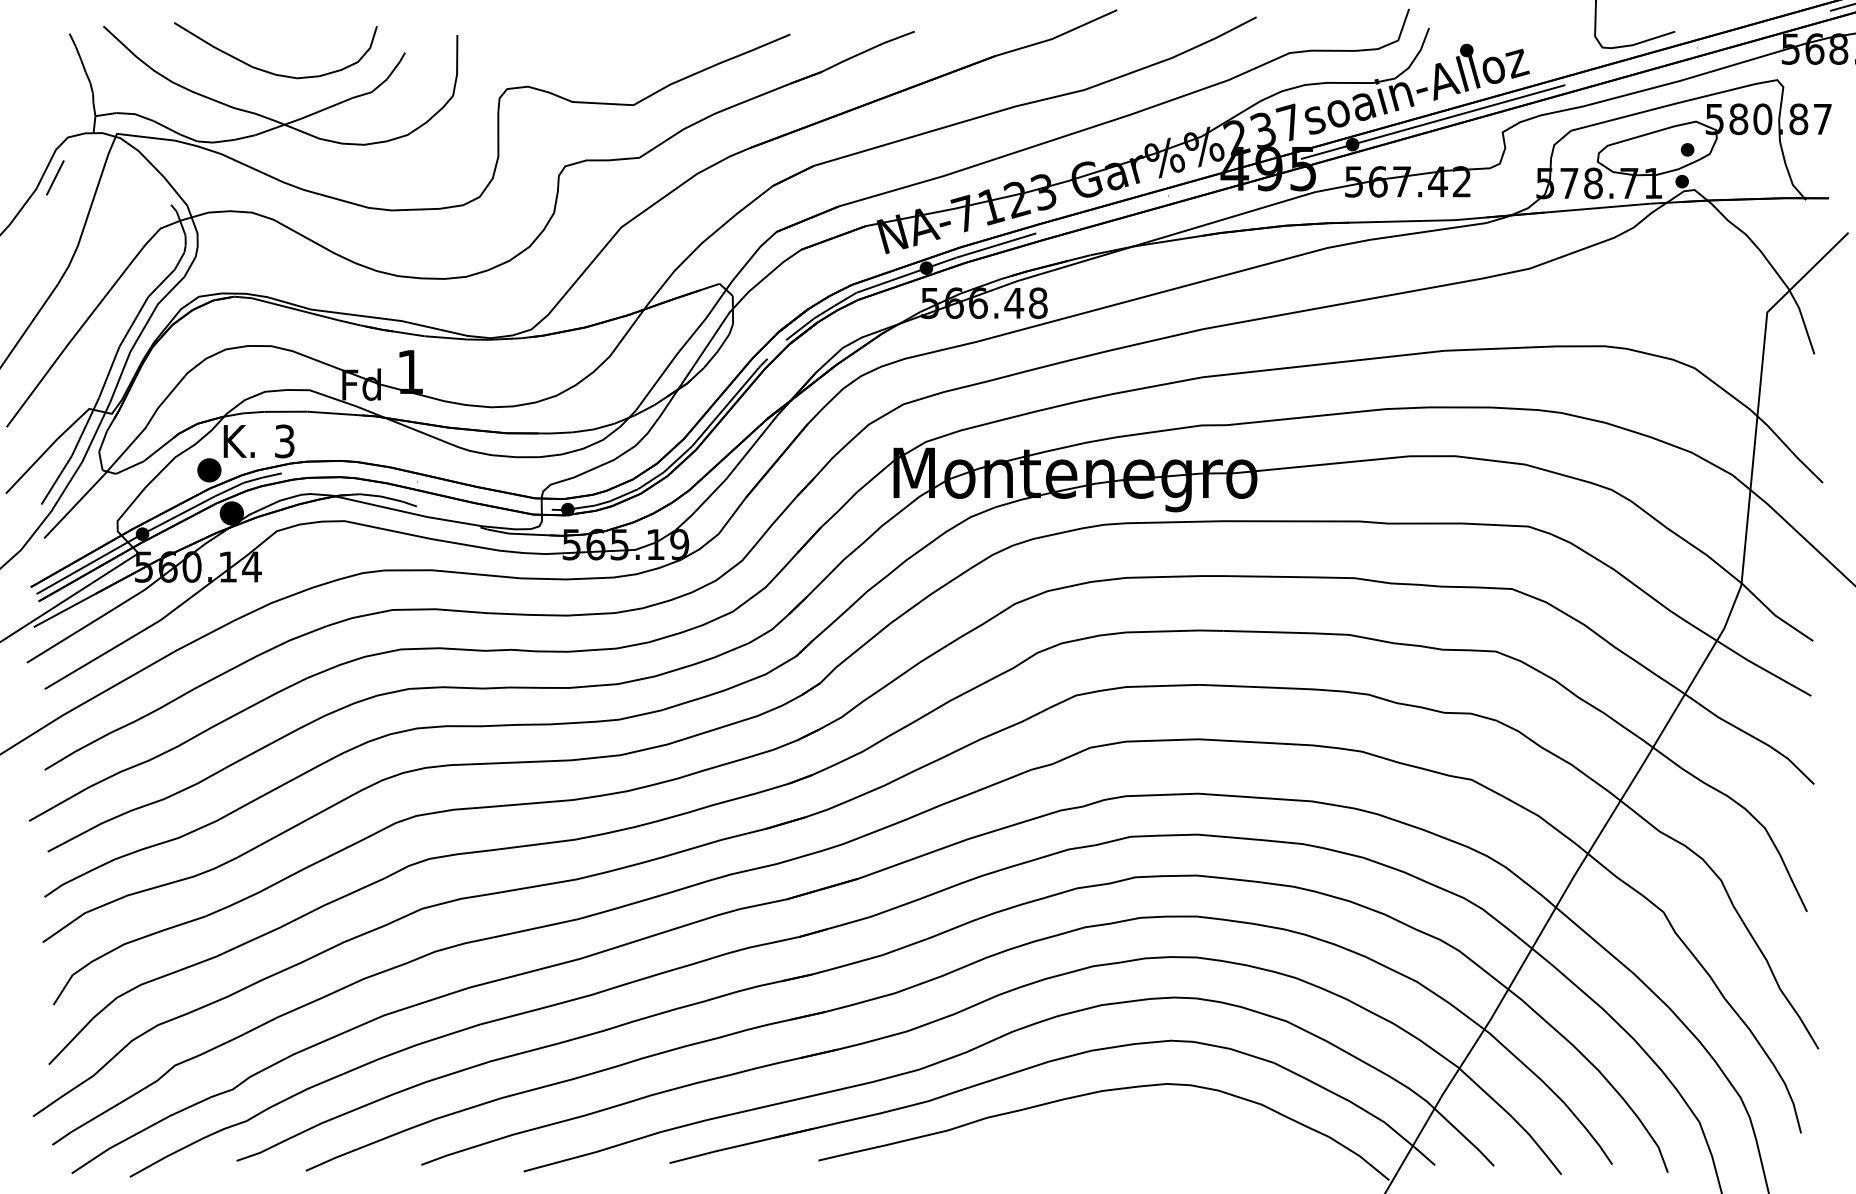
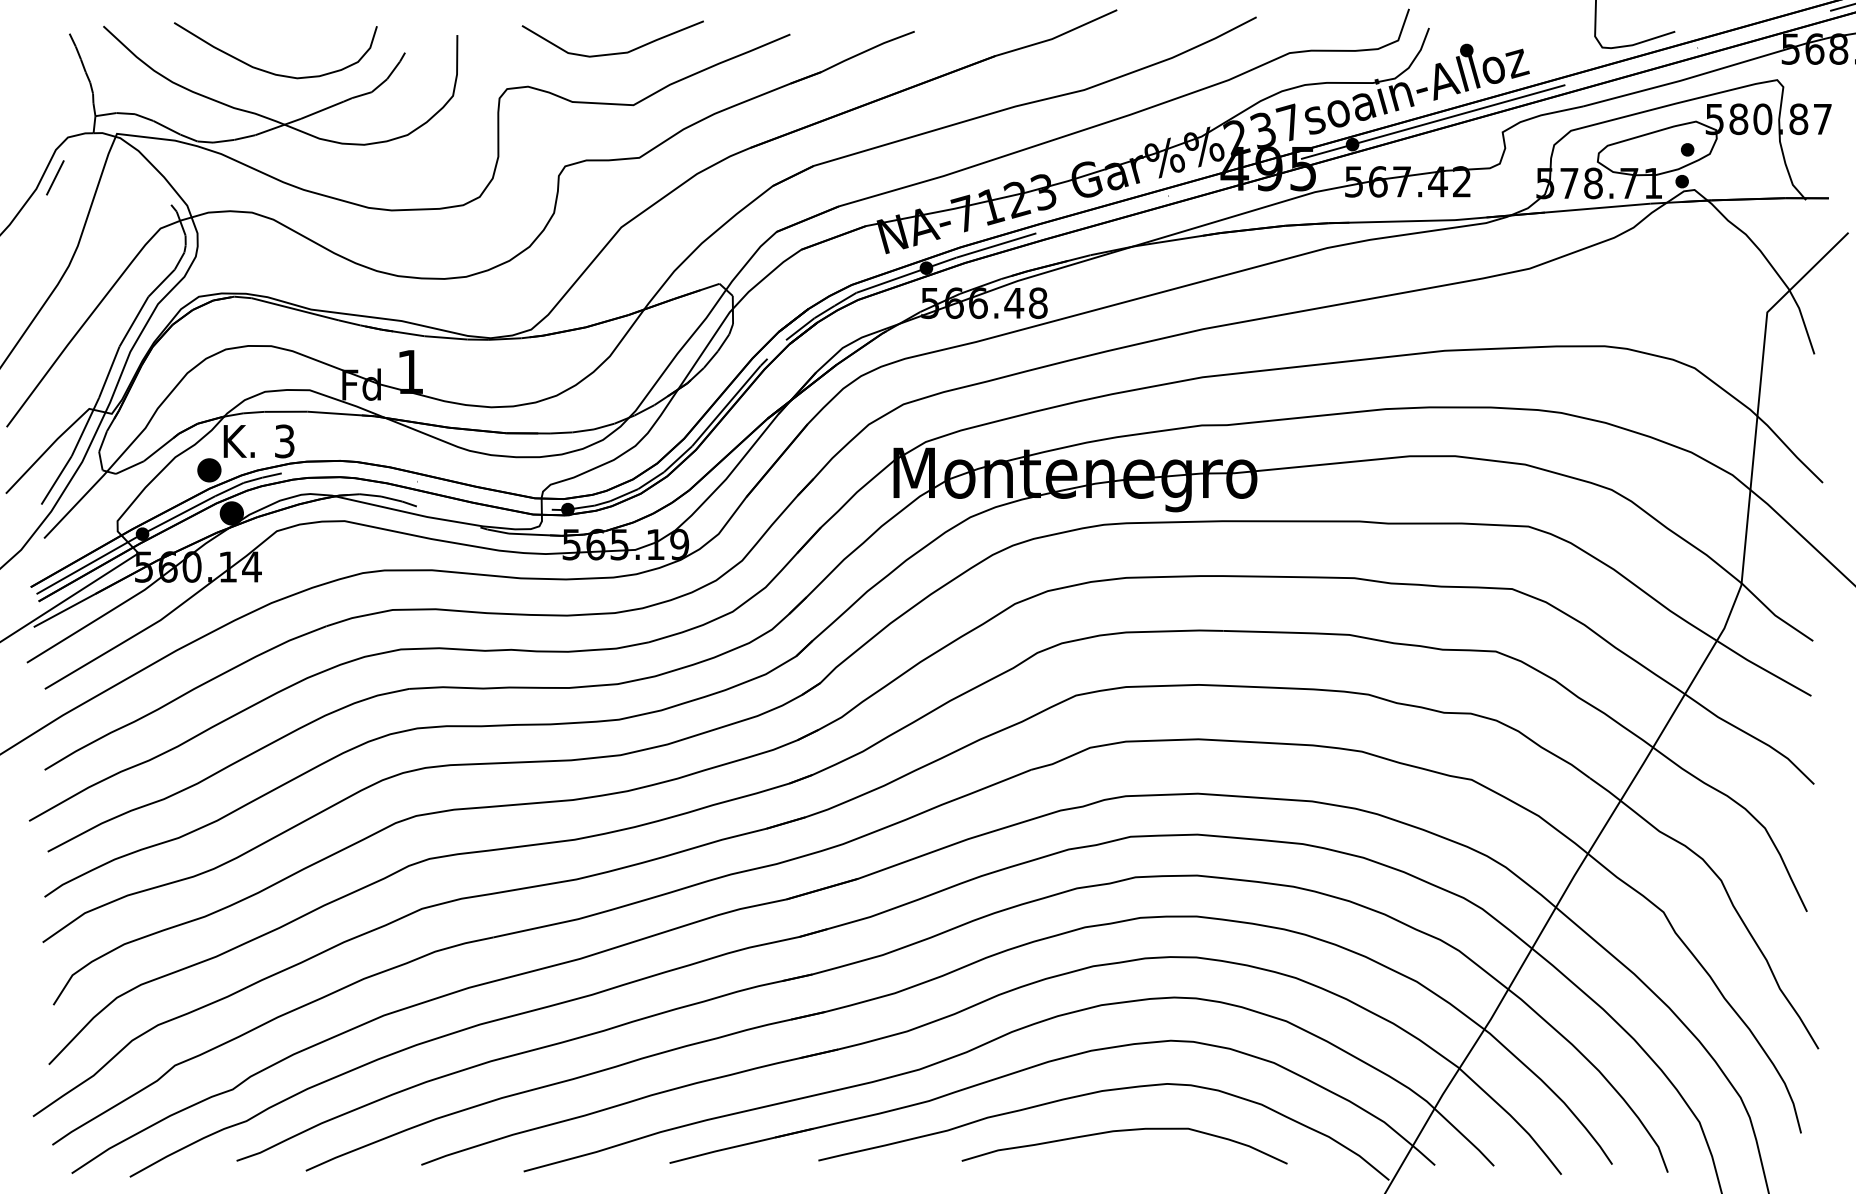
curve: none -> present (616, 52)
curve: none -> present (1124, 1131)
